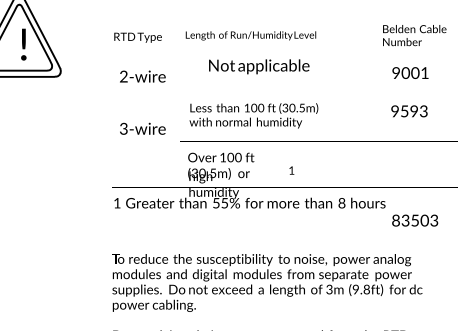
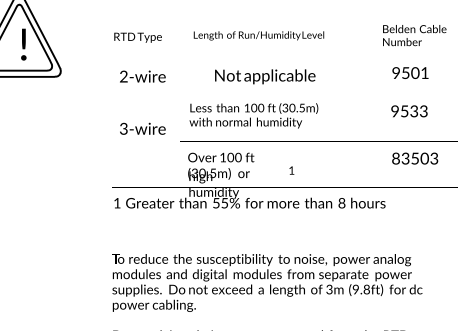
text position: (250, 35) -> (258, 35) (258, 35)
text position: (259, 66) -> (265, 76) (265, 76)
text: 9001 -> 9501 (405, 72)
text: 9593 -> 9533 (414, 111)
text position: (415, 220) -> (415, 158) (415, 158)
